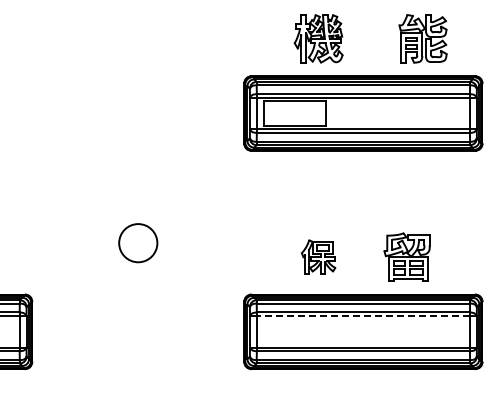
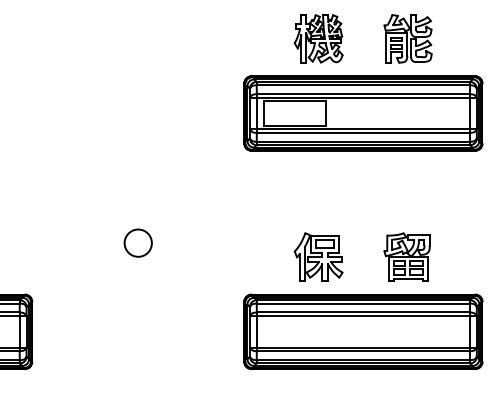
part position: (422, 38) -> (407, 38) (407, 38)
circle diameter: 38 px -> 27 px (137, 242)
part size: 36x36 px -> 51x50 px (318, 256)
line: dashed -> solid (363, 316)
